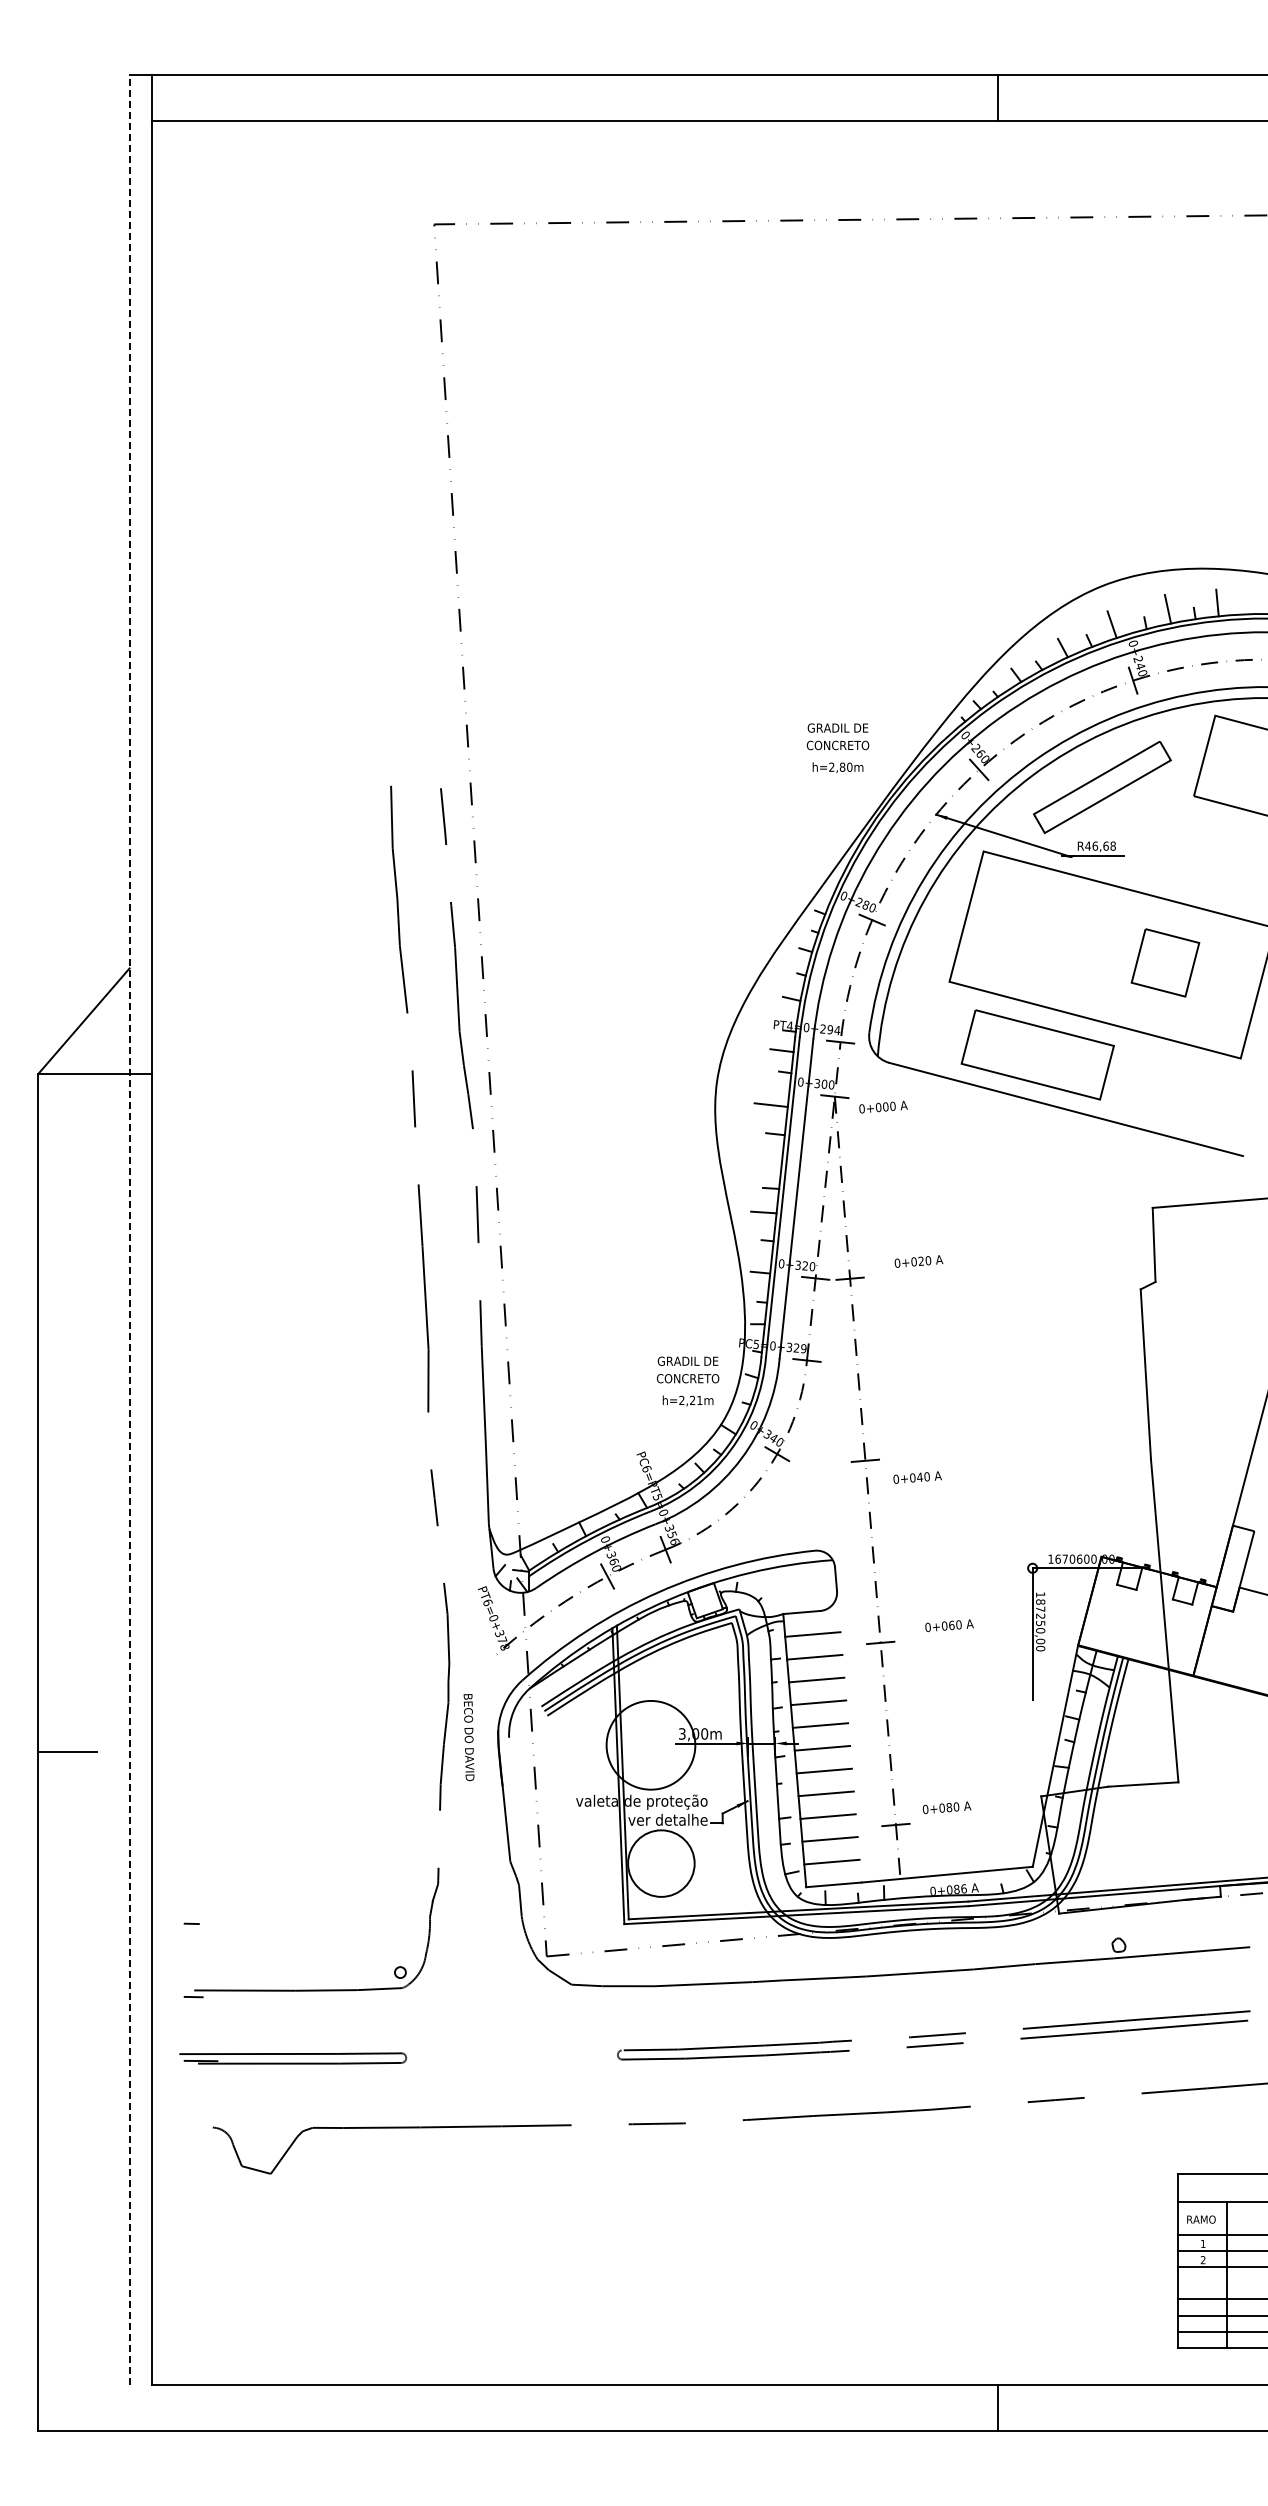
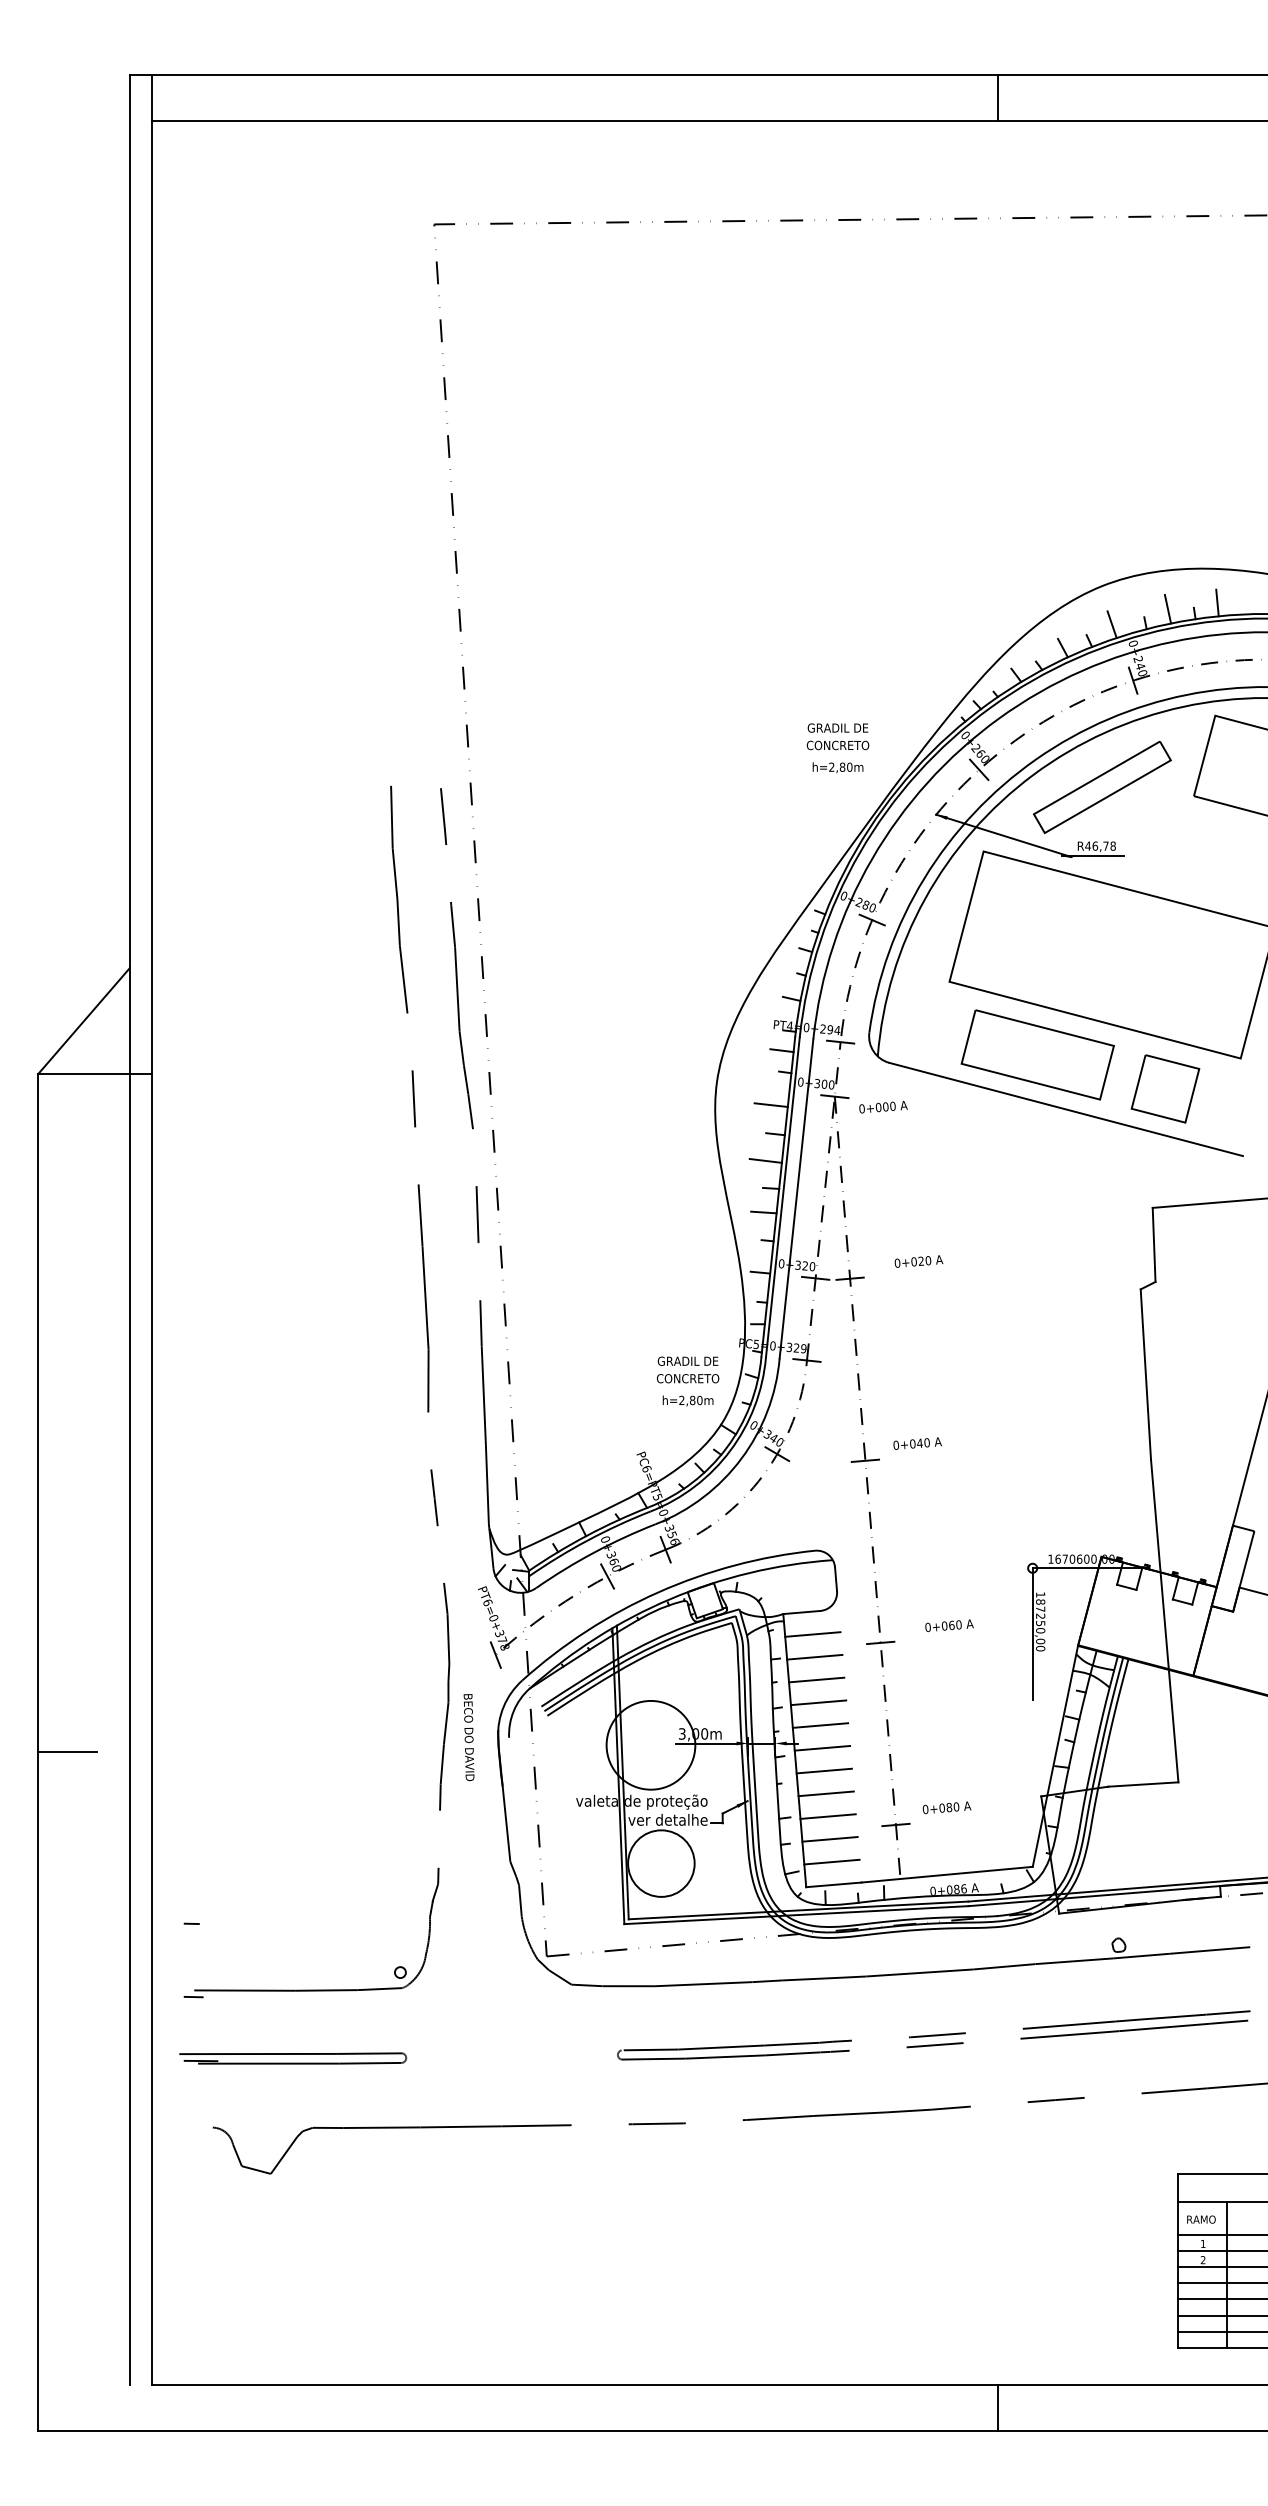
text: R46,68 -> R46,78 (1105, 845)
part position: (1165, 962) -> (1165, 1088) (1165, 1088)
line: none -> present (765, 1160)
line: dashed -> solid (129, 1230)
text: h=2,21m -> h=2,80m (696, 1400)
text position: (917, 1477) -> (917, 1443) (917, 1443)
line: none -> present (495, 1654)
line: none -> present (1221, 2283)
